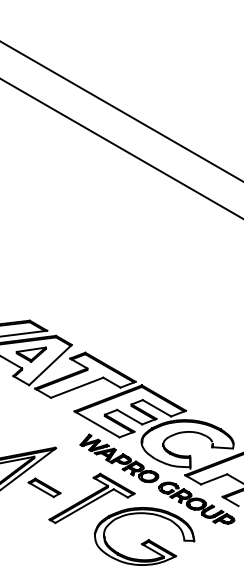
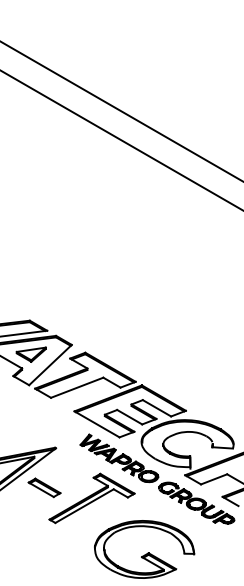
line position: (121, 148) -> (121, 140) (121, 140)
part position: (144, 536) -> (144, 549) (144, 549)
